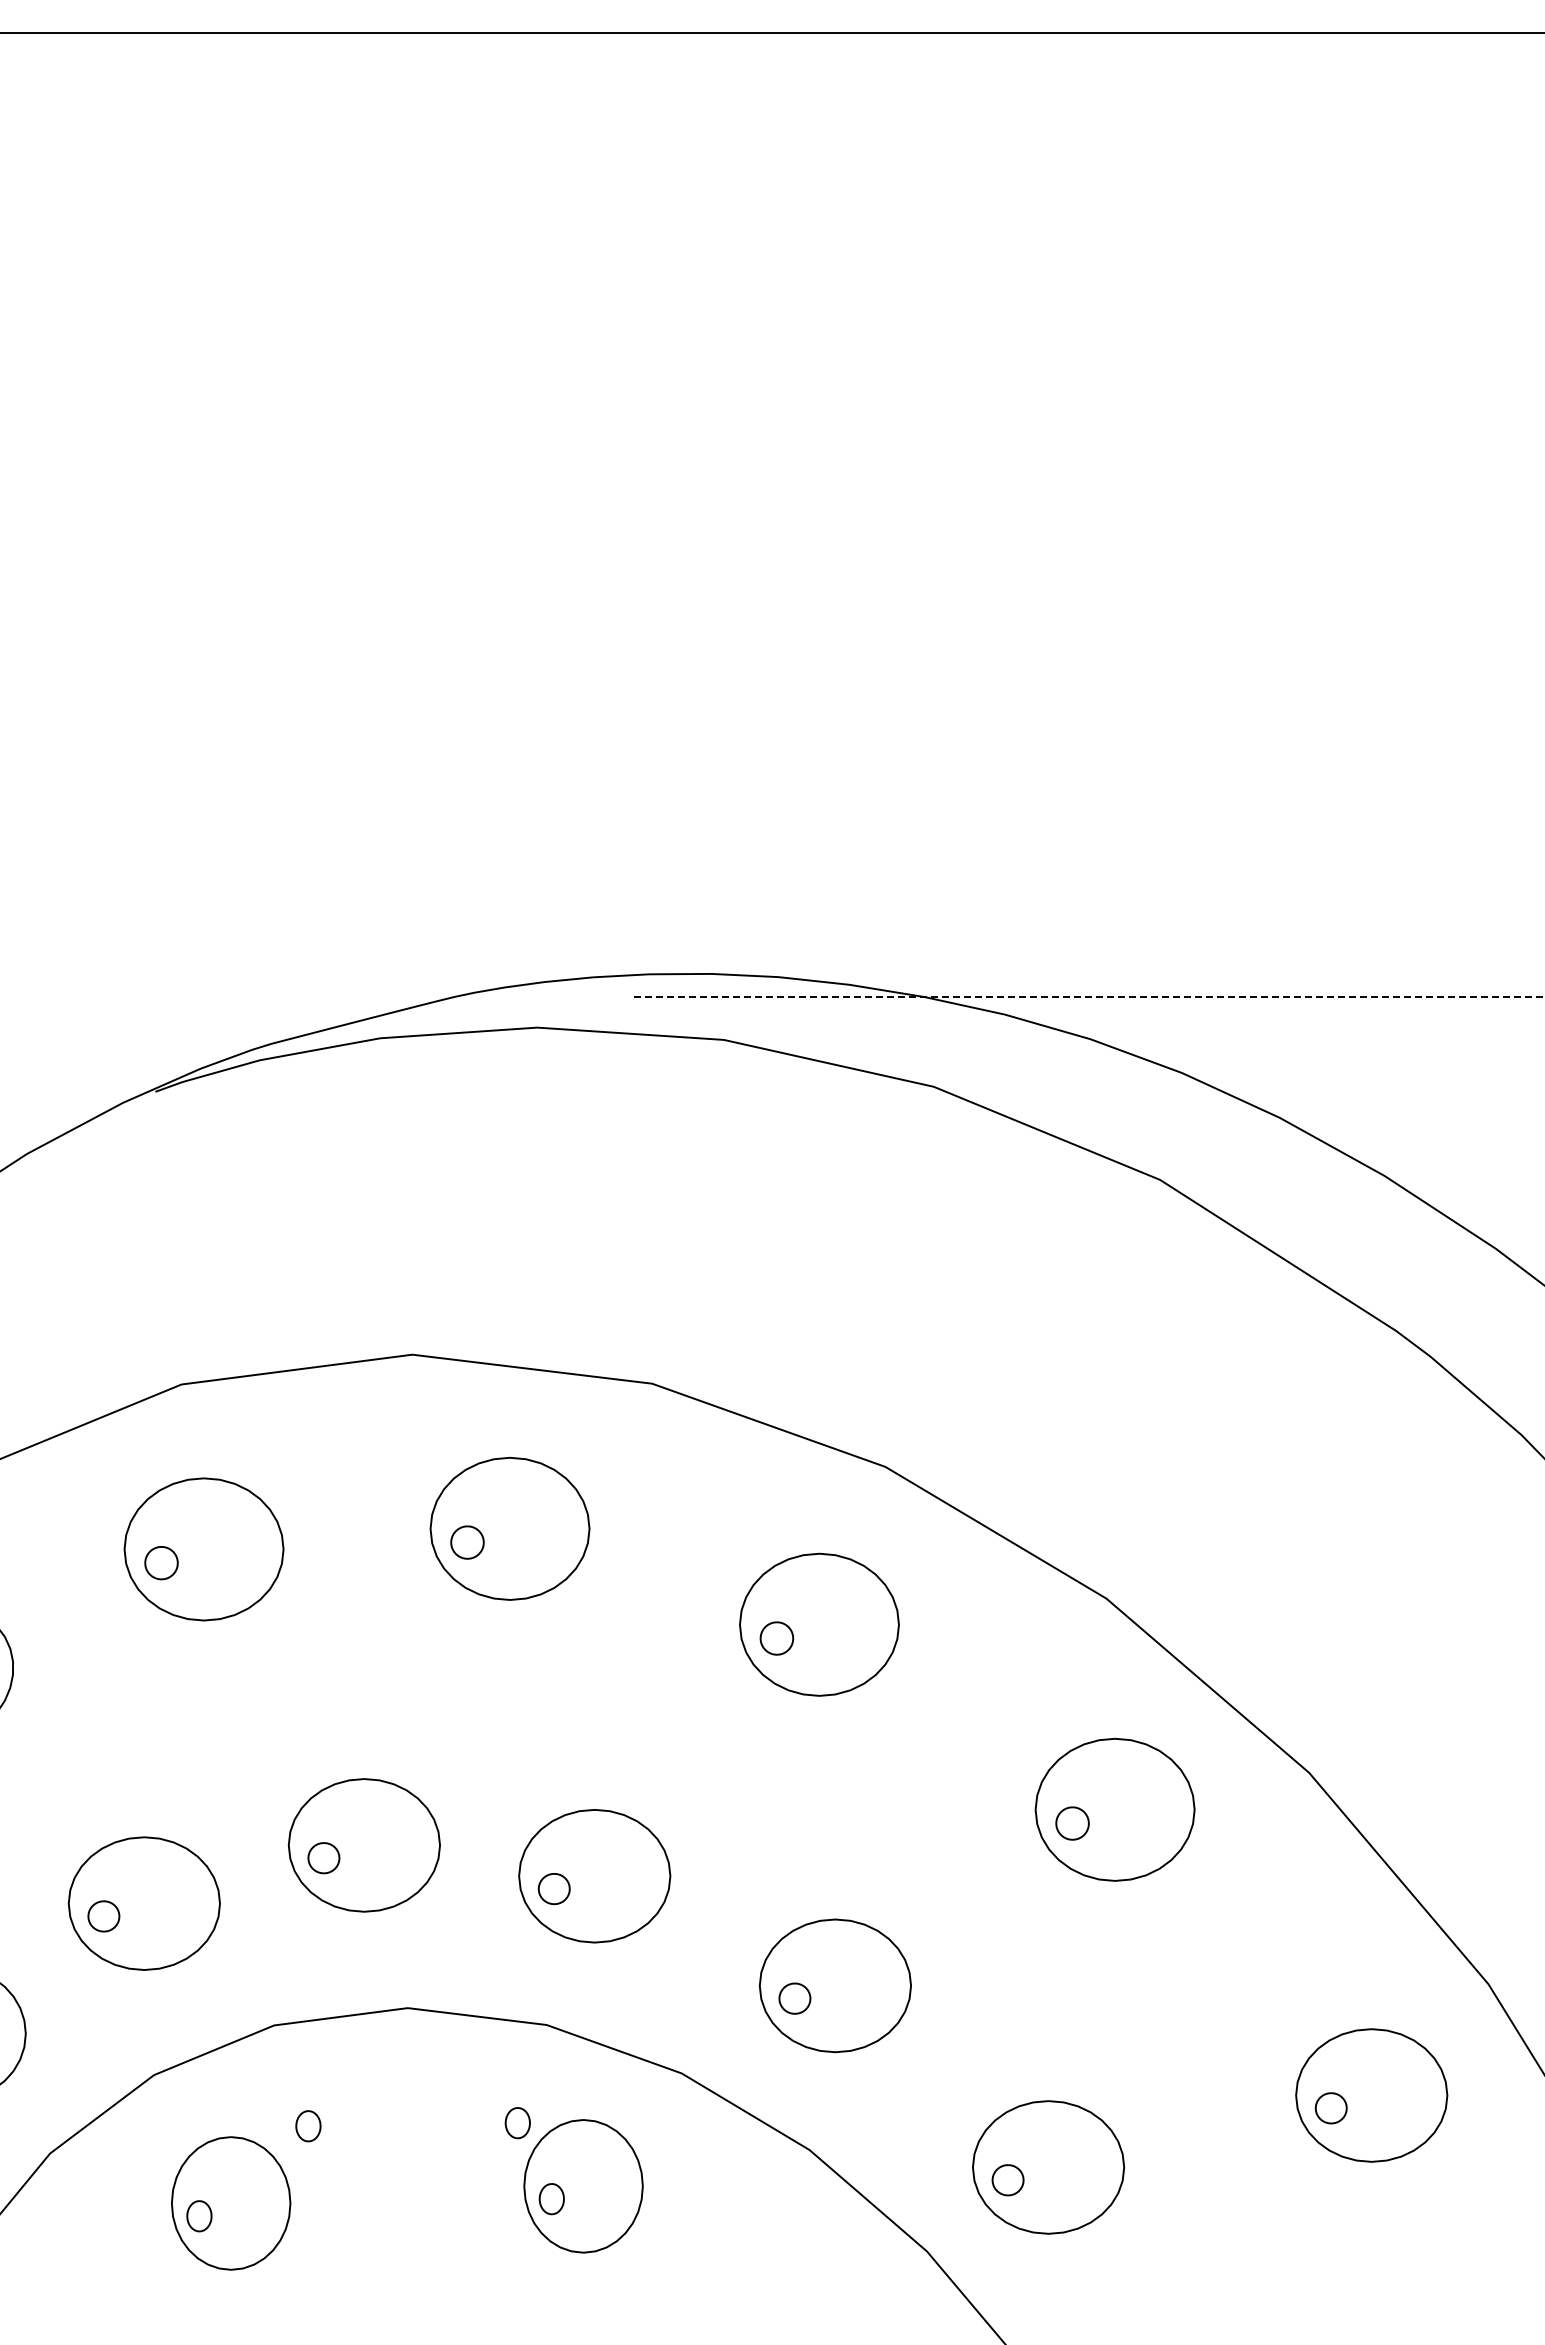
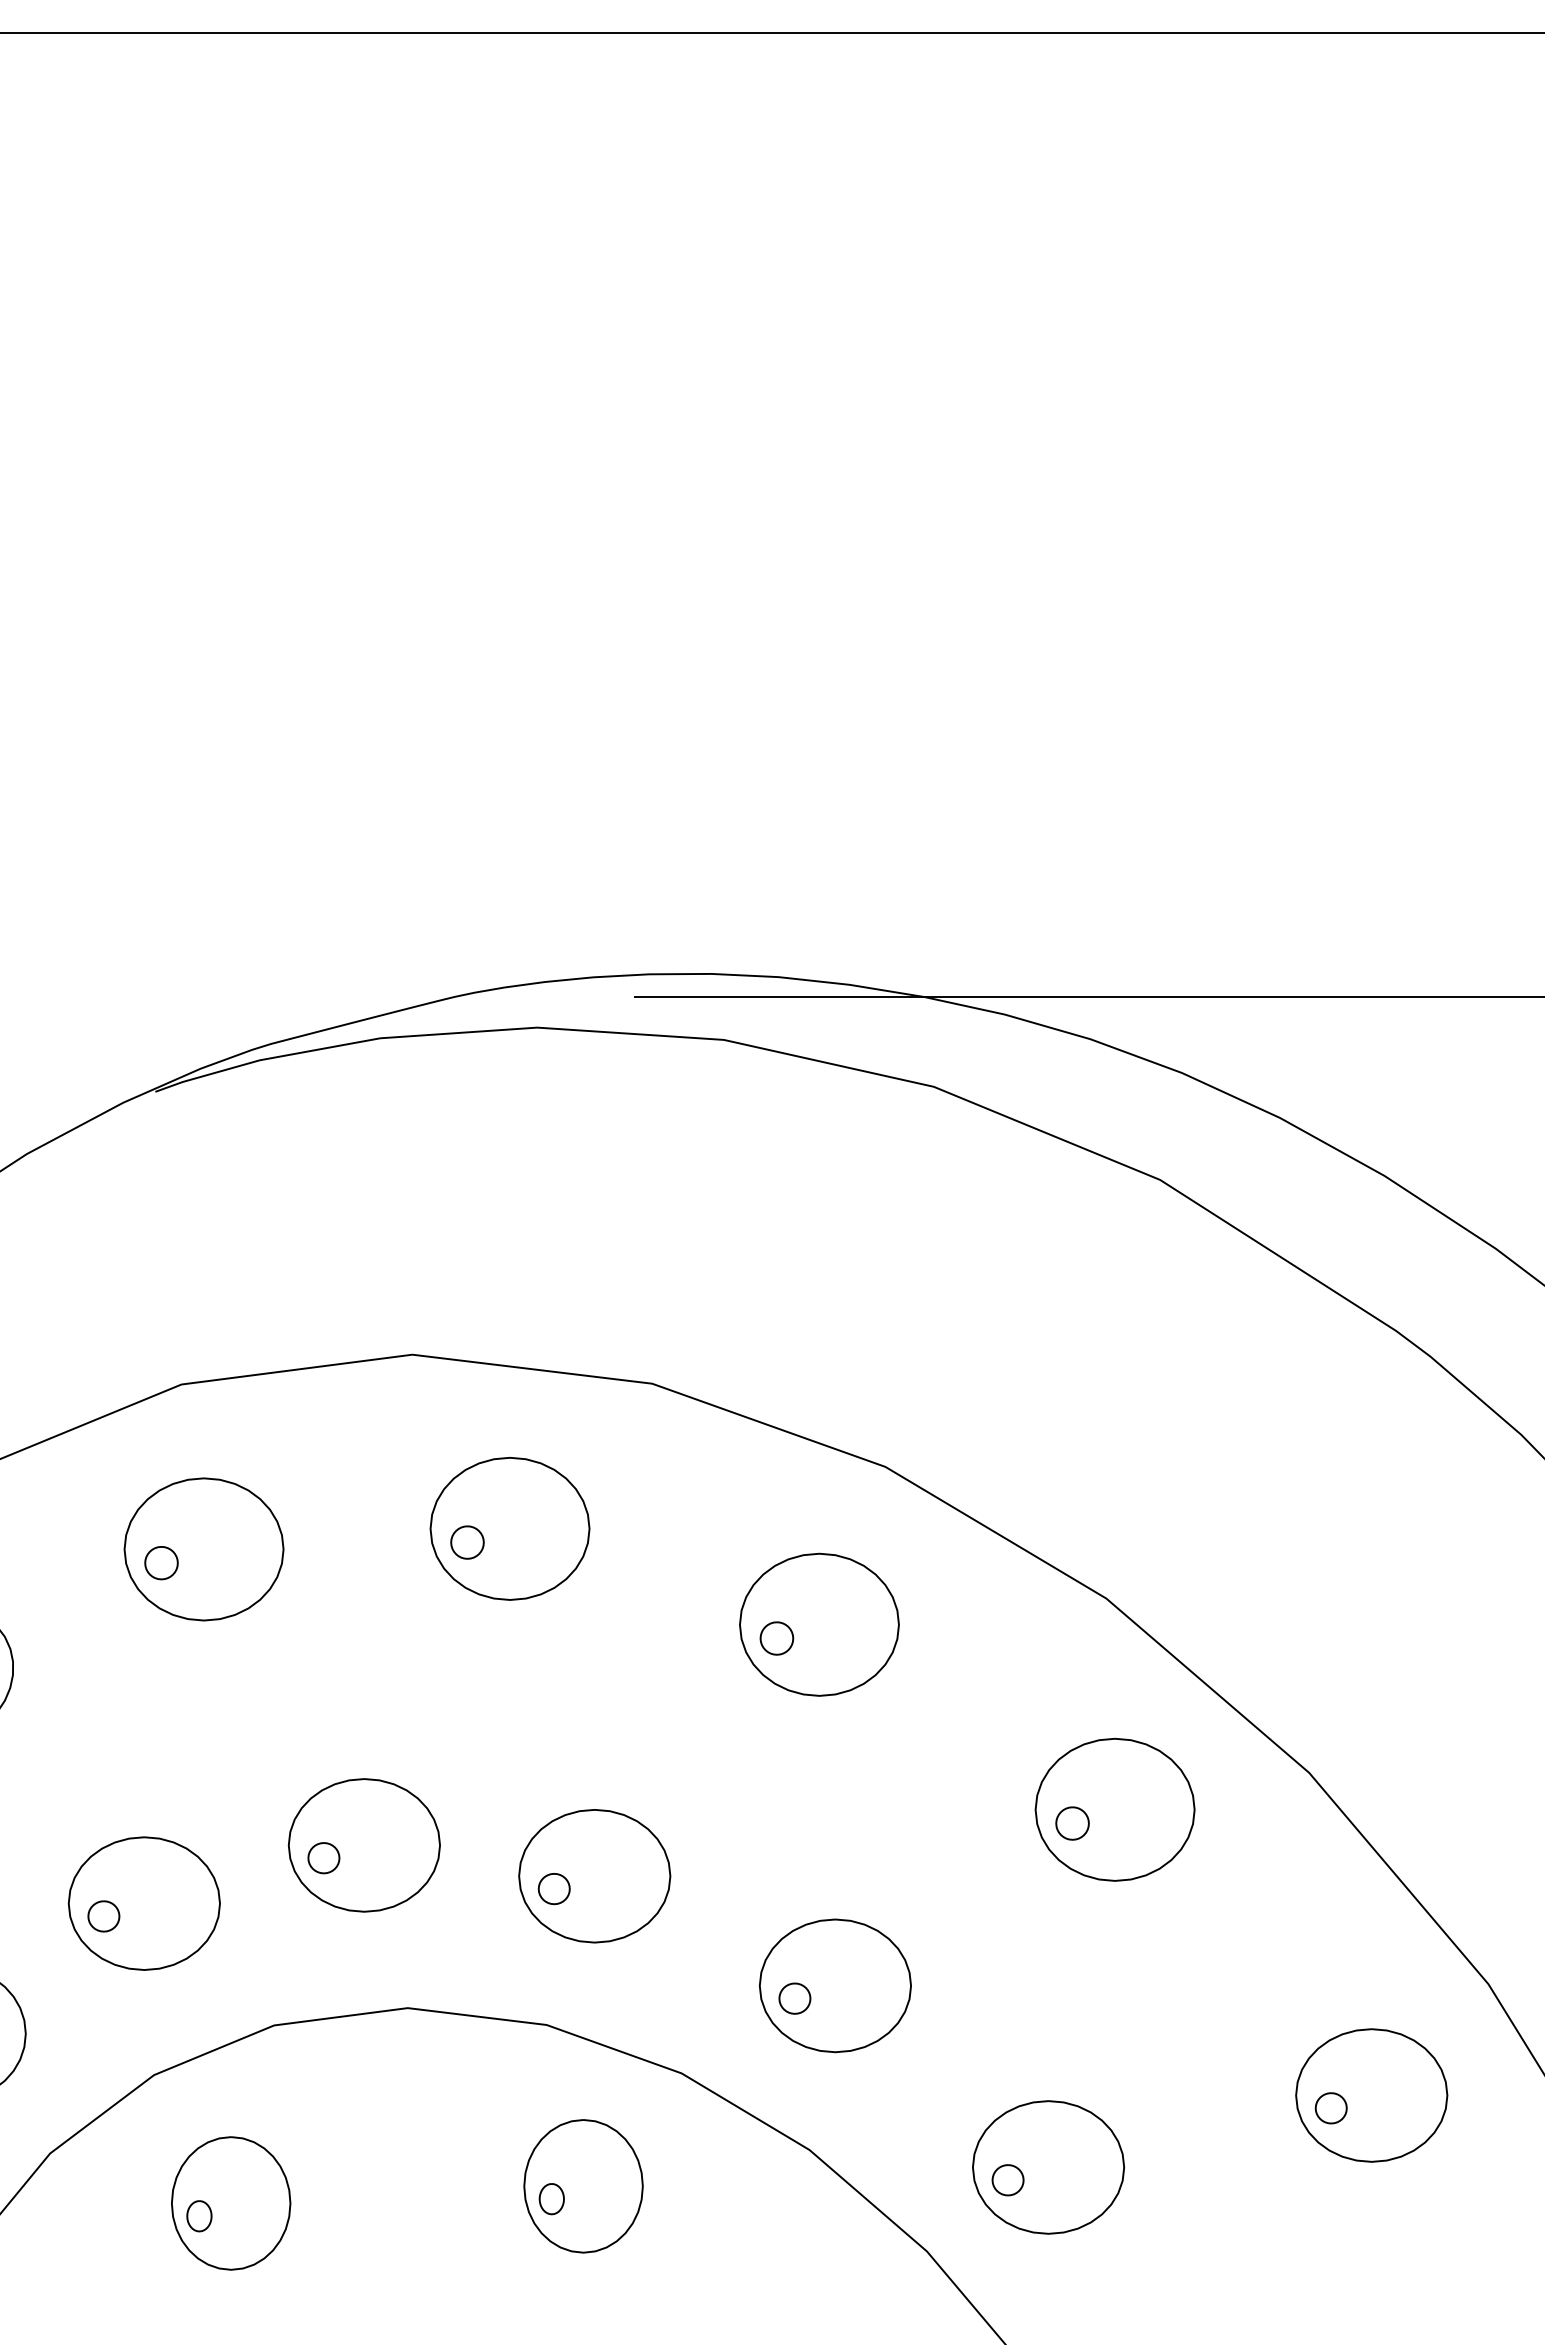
line: dashed -> solid (1088, 996)
part: present -> none (517, 2123)
part: present -> none (308, 2126)
